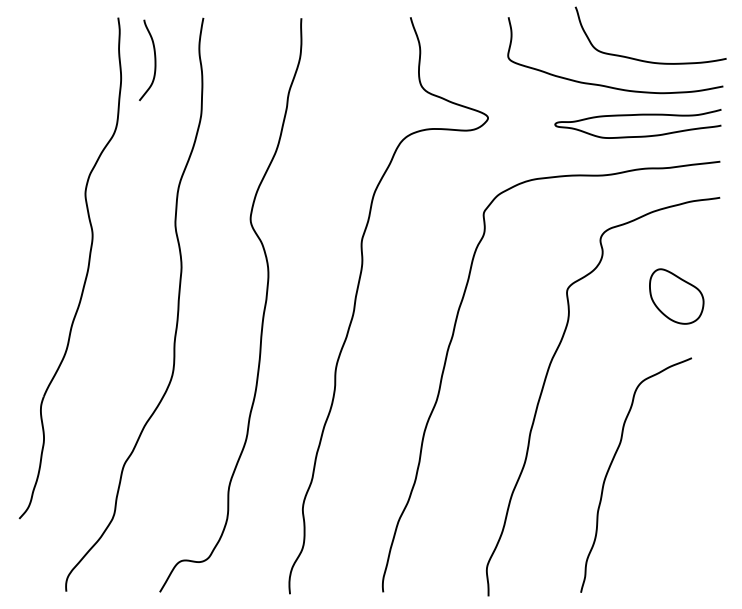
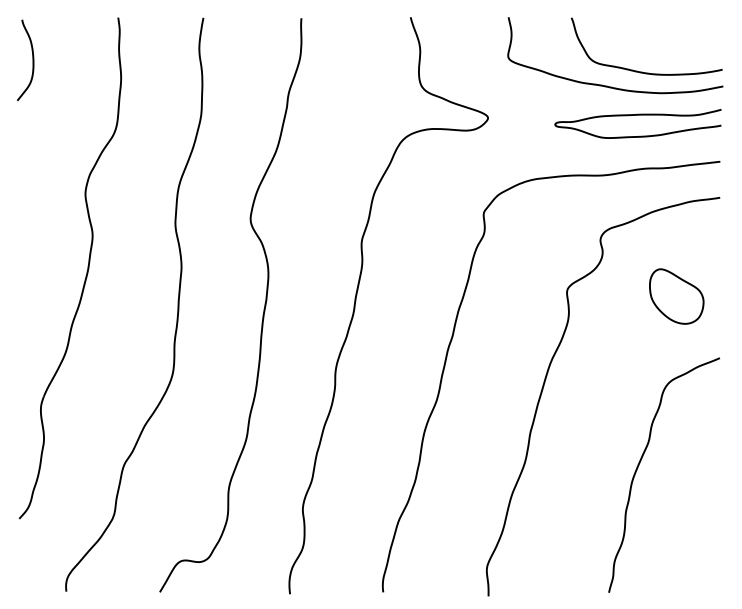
curve position: (154, 60) -> (32, 60) (32, 60)
curve position: (646, 60) -> (642, 71) (642, 71)
curve position: (612, 463) -> (640, 463) (640, 463)
